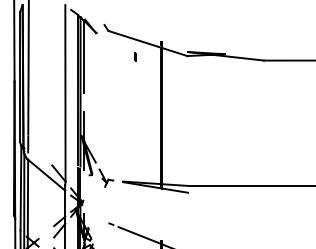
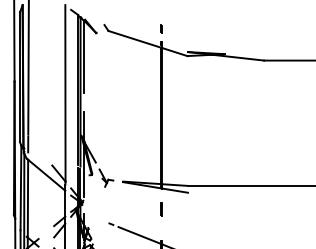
part position: (135, 56) -> (161, 28) (161, 28)
line: none -> present (84, 184)
line: none -> present (161, 209)
